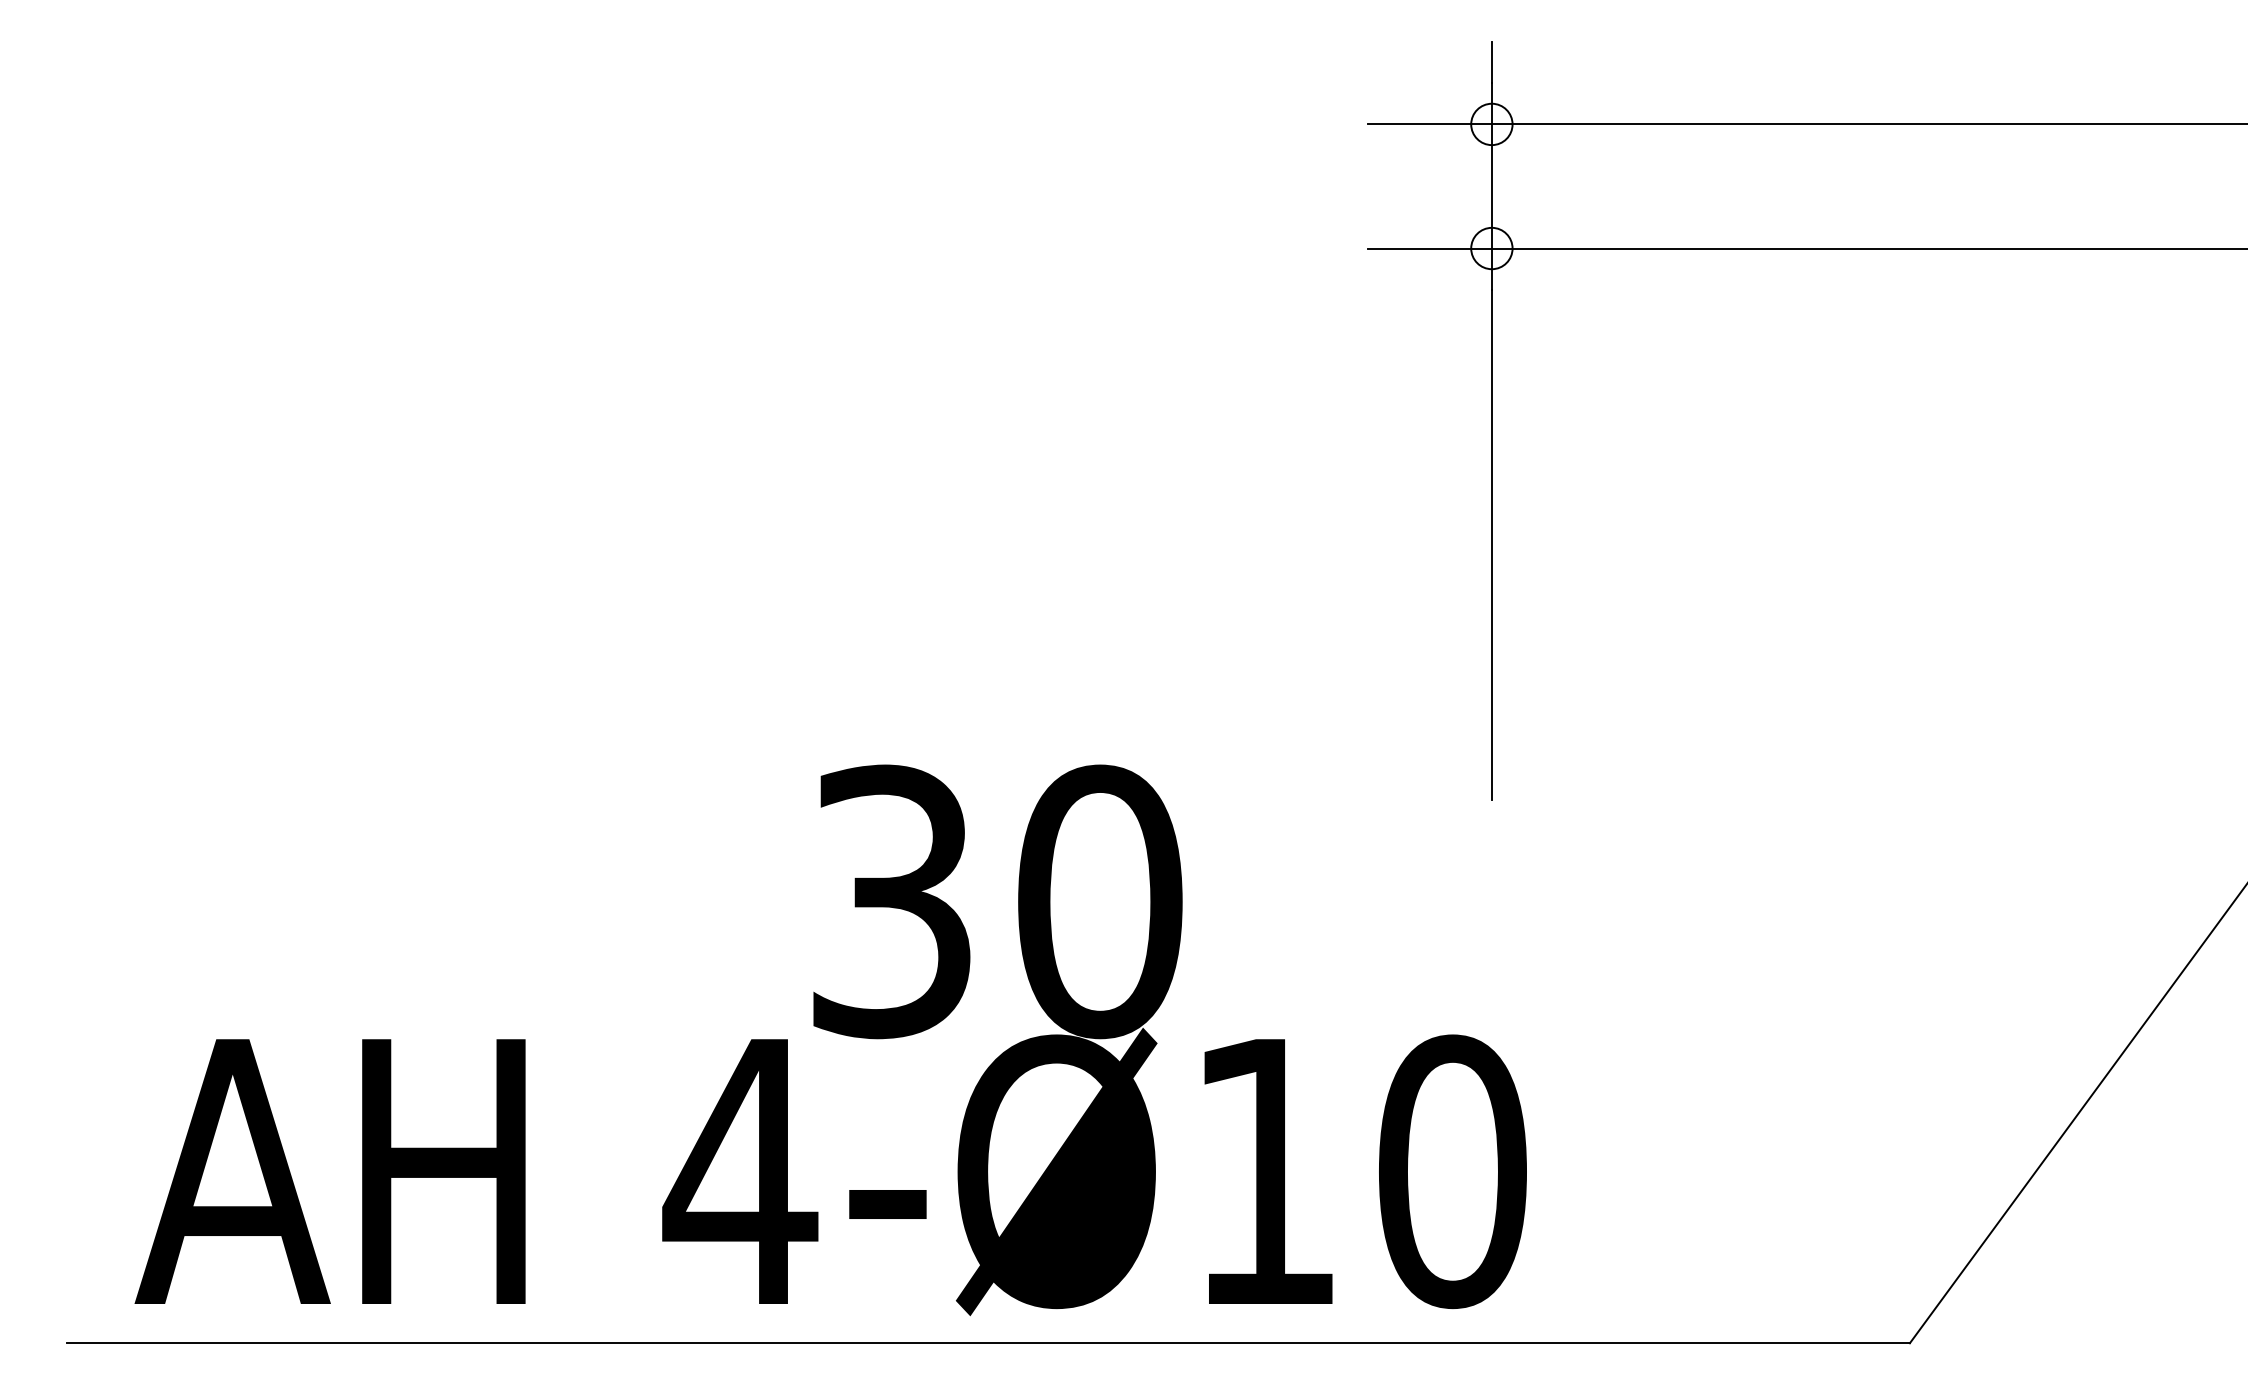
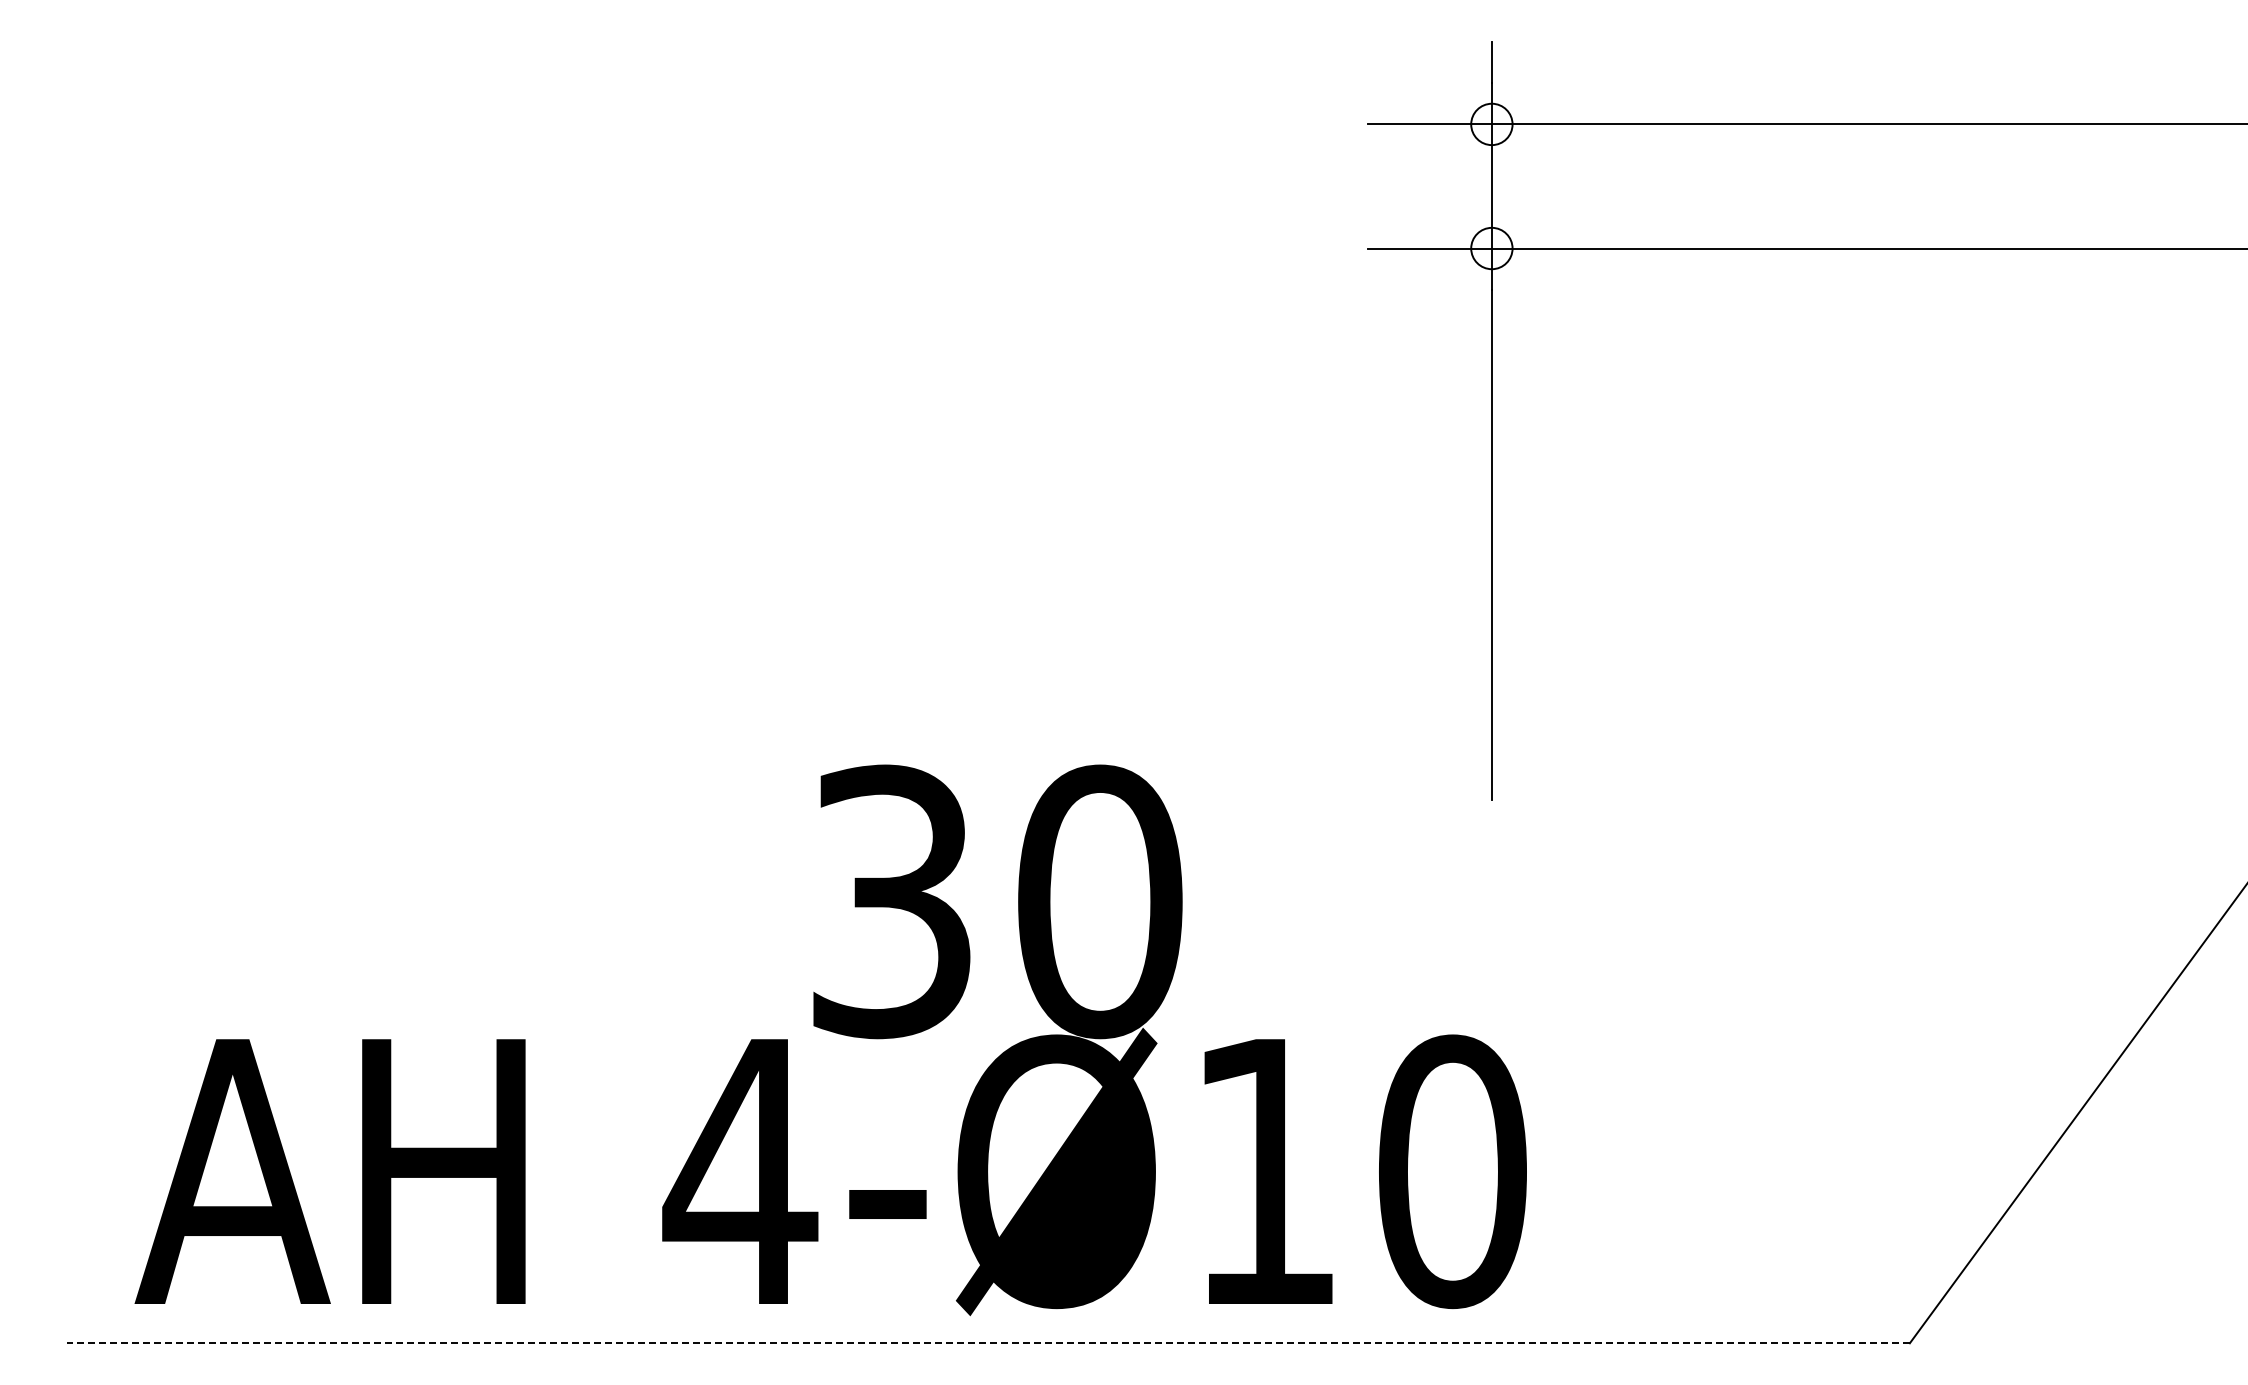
line: solid -> dashed (988, 1343)
